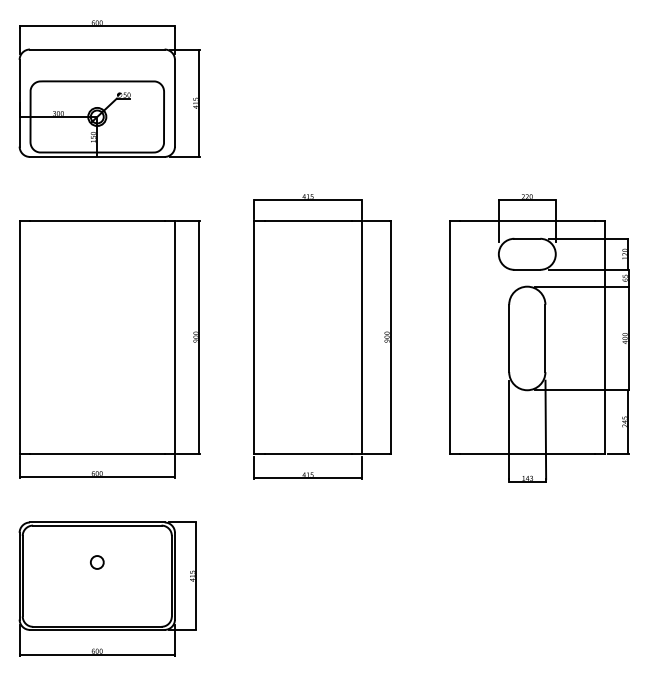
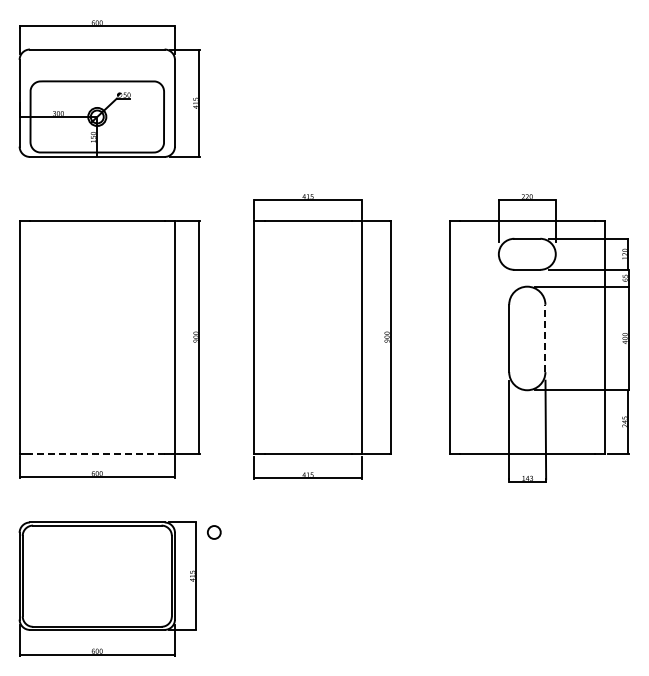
line: solid -> dashed (545, 338)
line: solid -> dashed (96, 453)
circle position: (97, 562) -> (214, 532) (214, 532)
